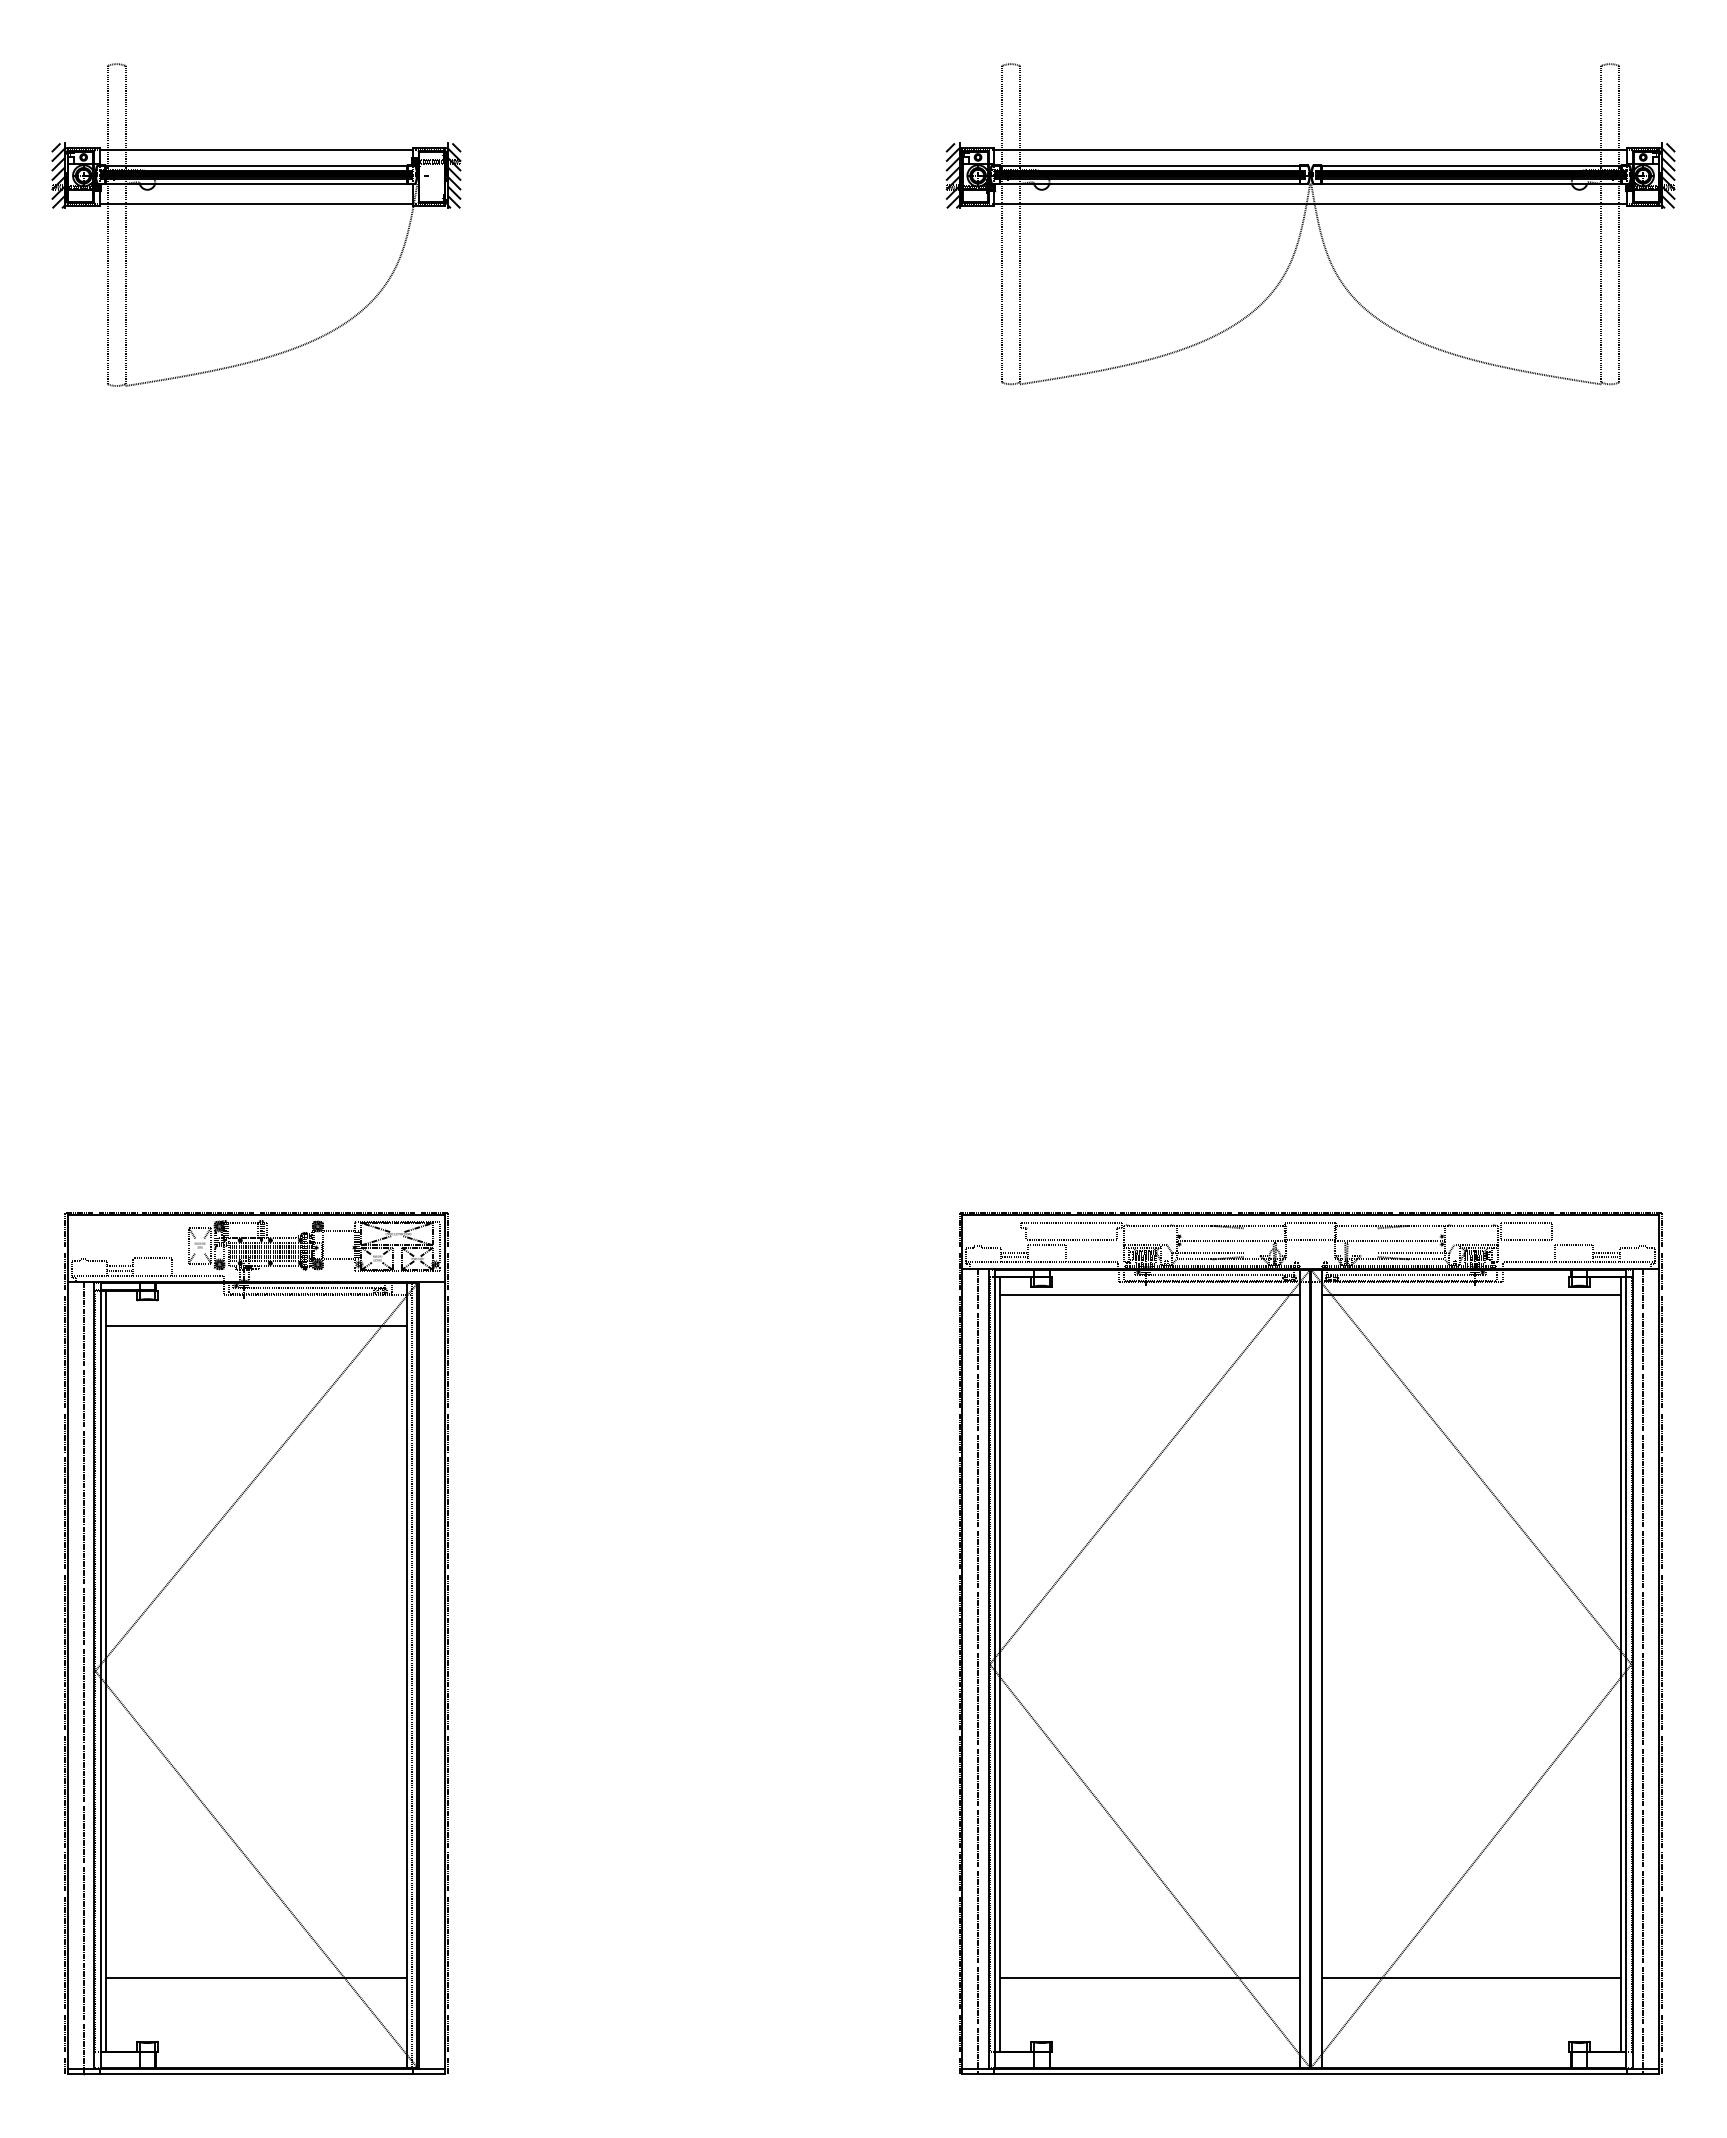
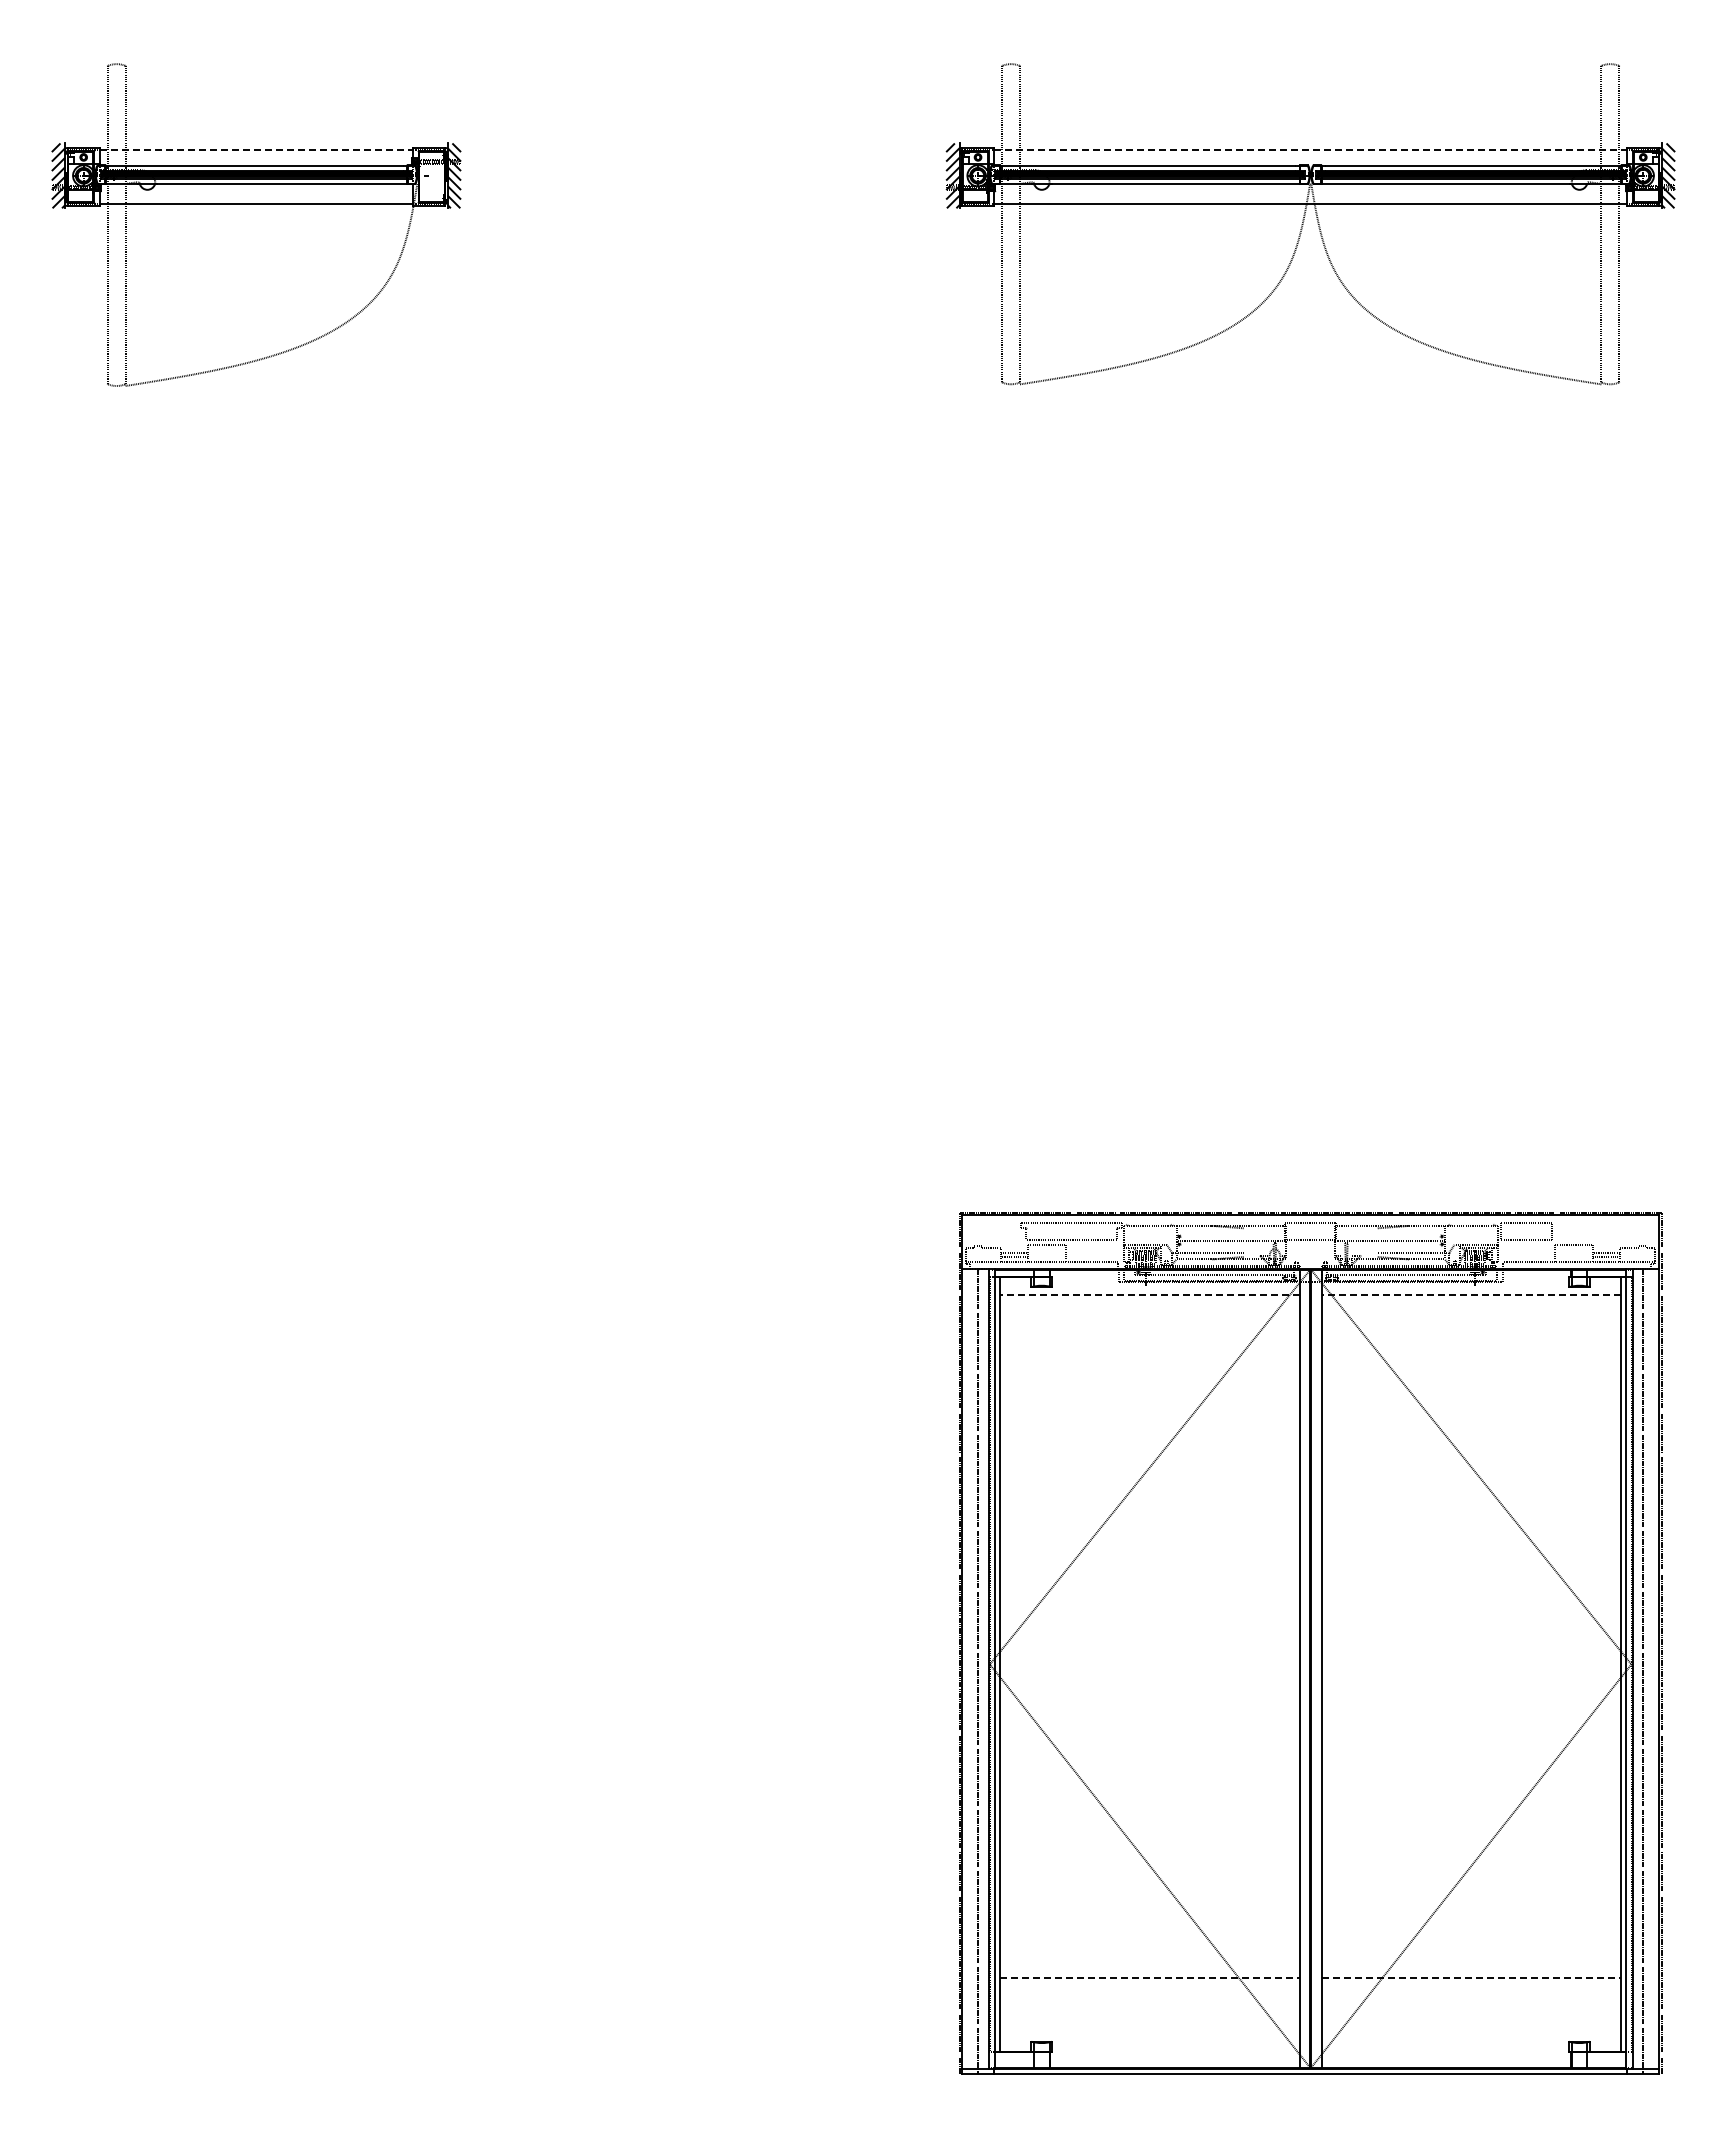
line: solid -> dashed (256, 150)
line: solid -> dashed (1311, 150)
line: solid -> dashed (1149, 1294)
line: solid -> dashed (1471, 1294)
part: present -> none (256, 1643)
line: solid -> dashed (1149, 1978)
line: solid -> dashed (1471, 1978)
